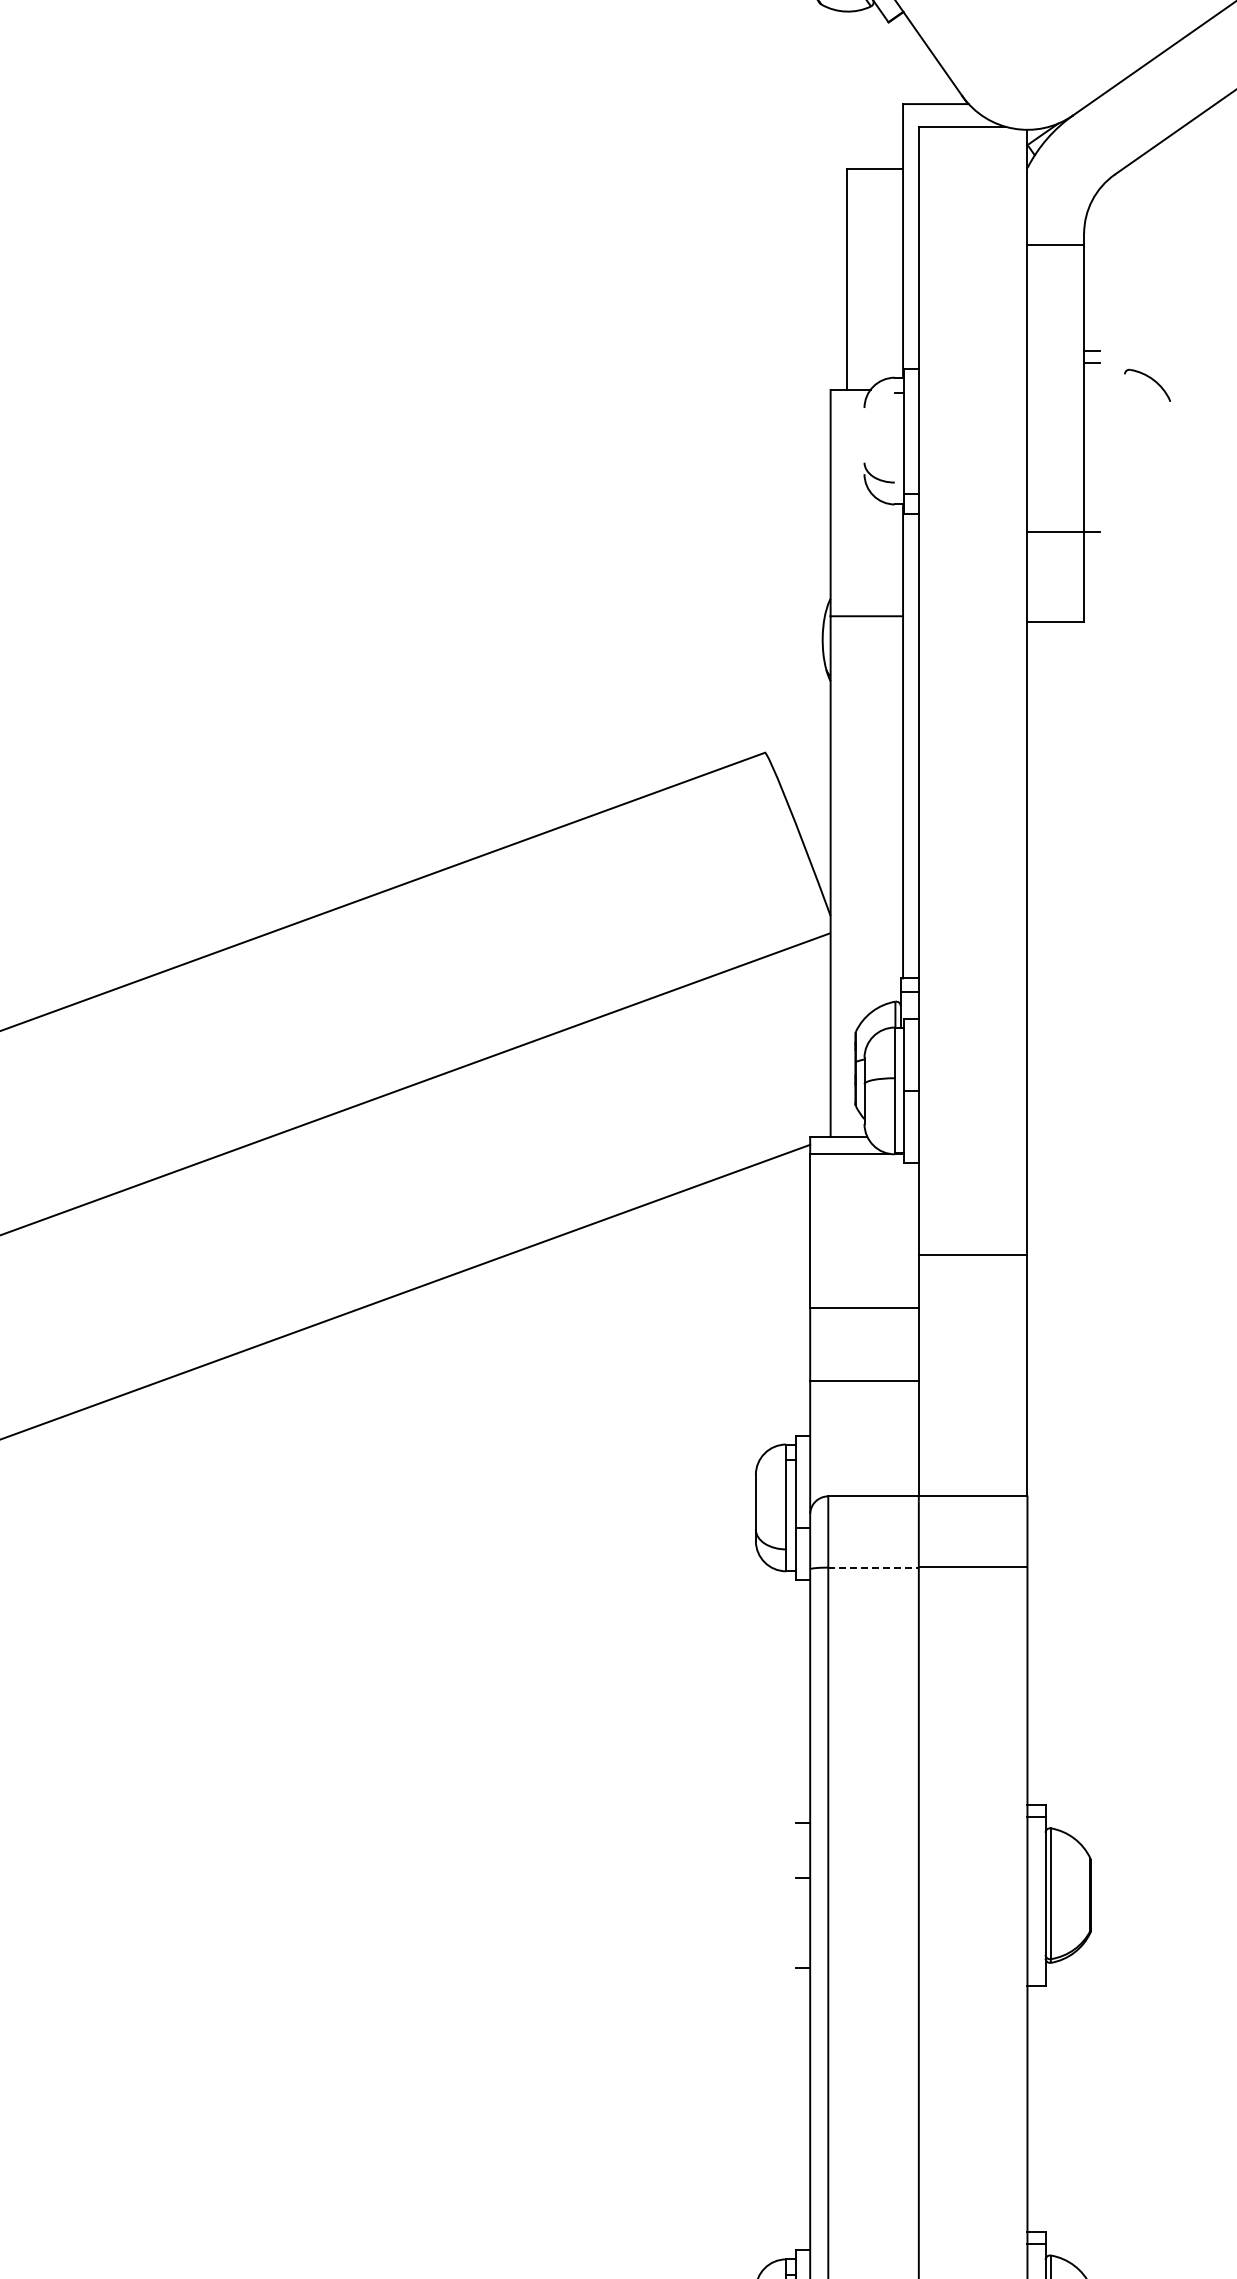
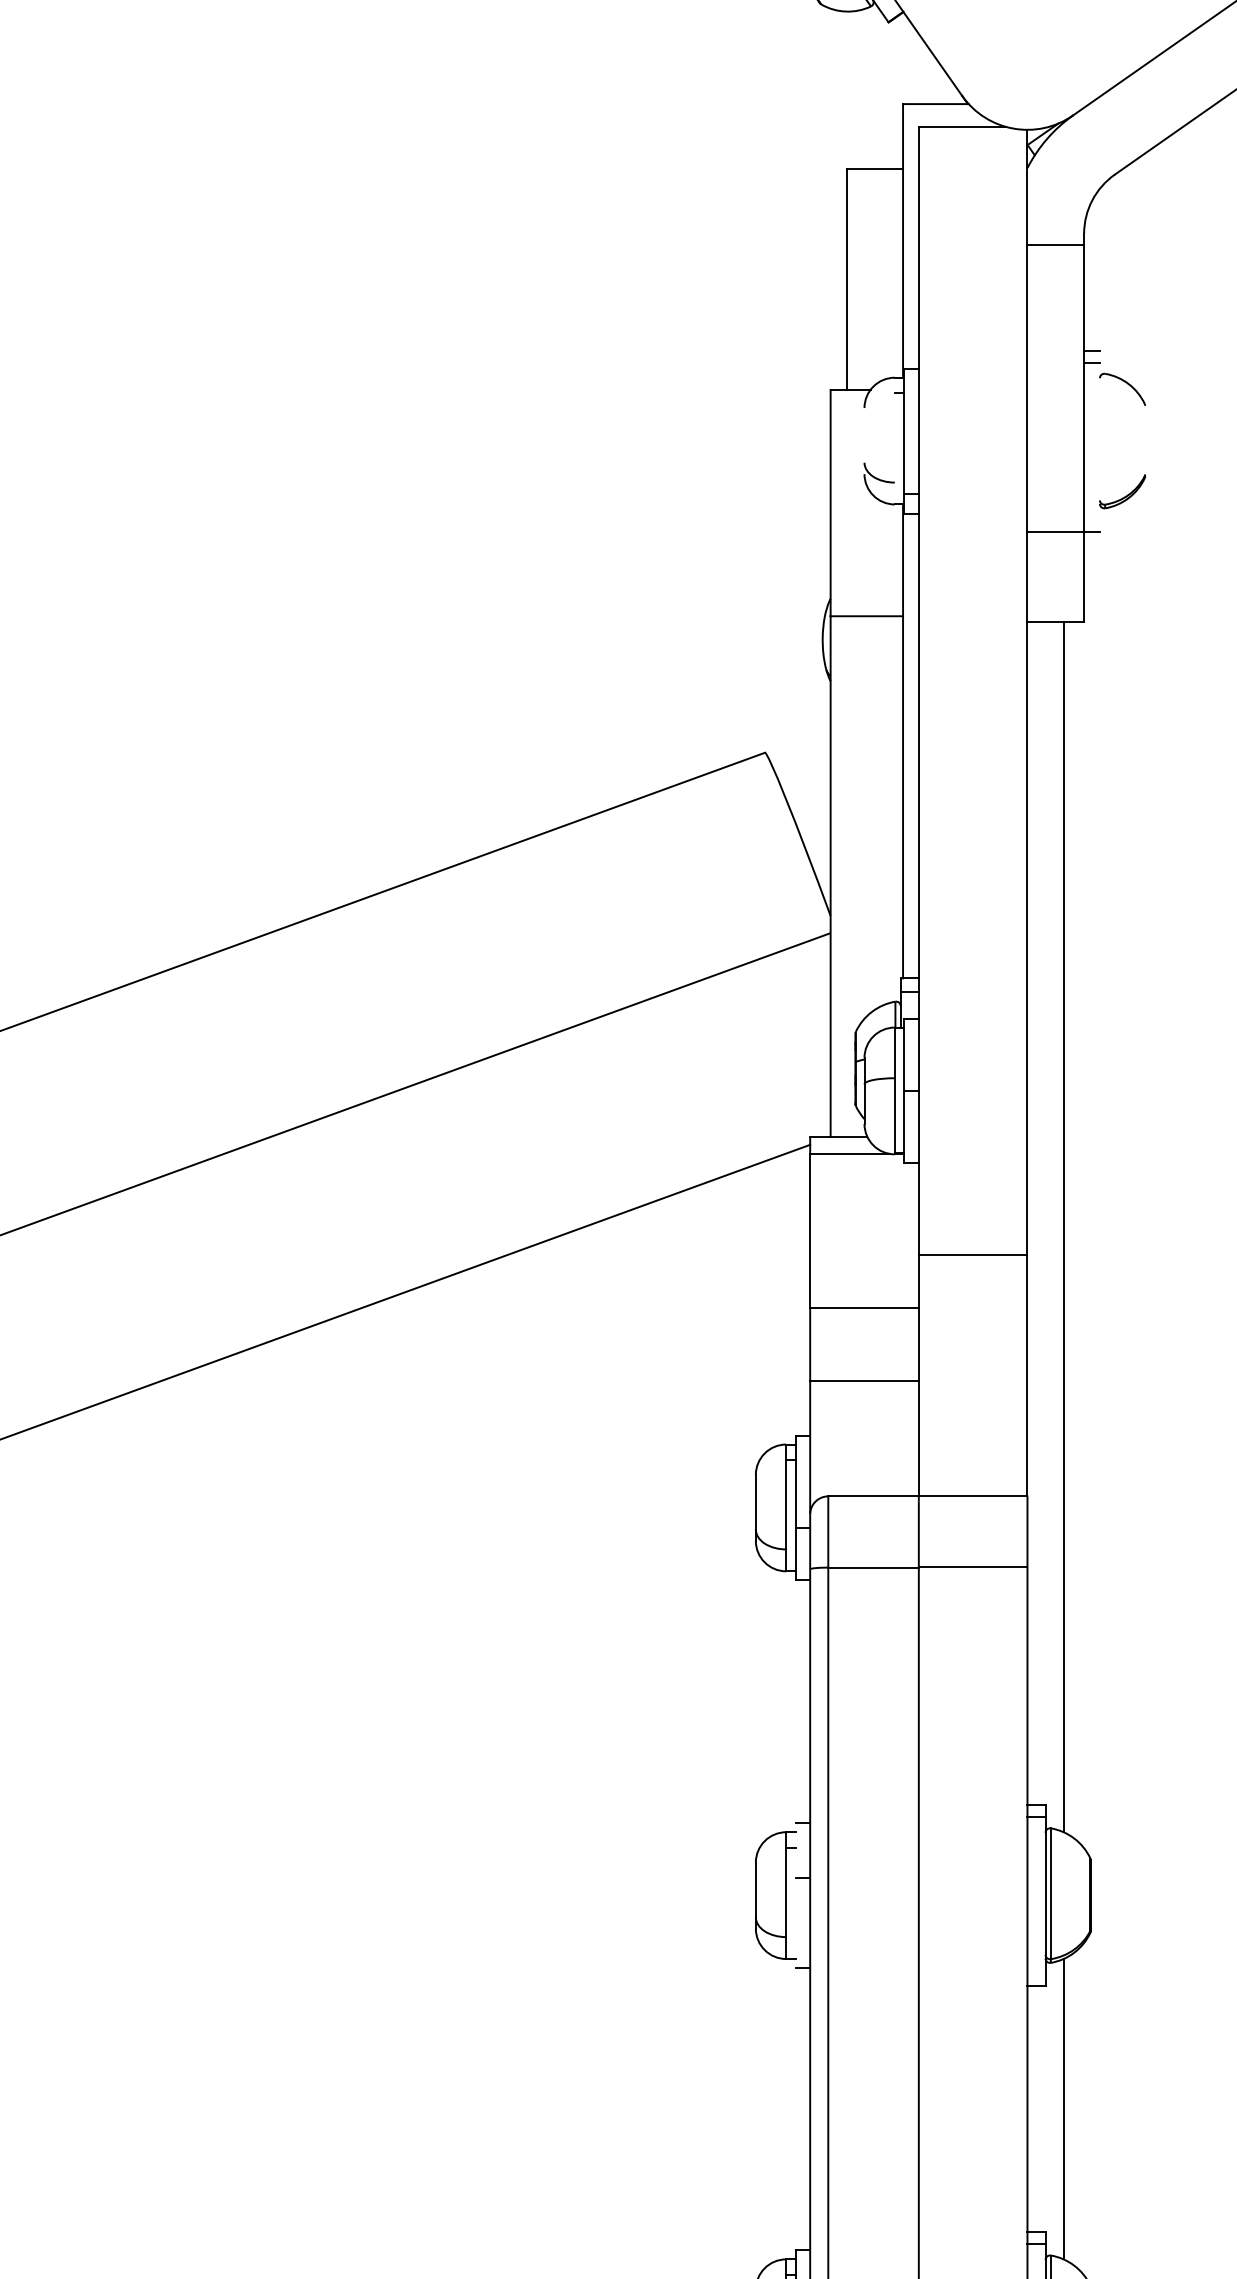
part position: (1149, 378) -> (1124, 382) (1124, 382)
part: none -> present (1122, 491)
line: none -> present (1063, 1227)
line: dashed -> solid (874, 1567)
part: none -> present (775, 1895)
line: none -> present (1063, 2109)
